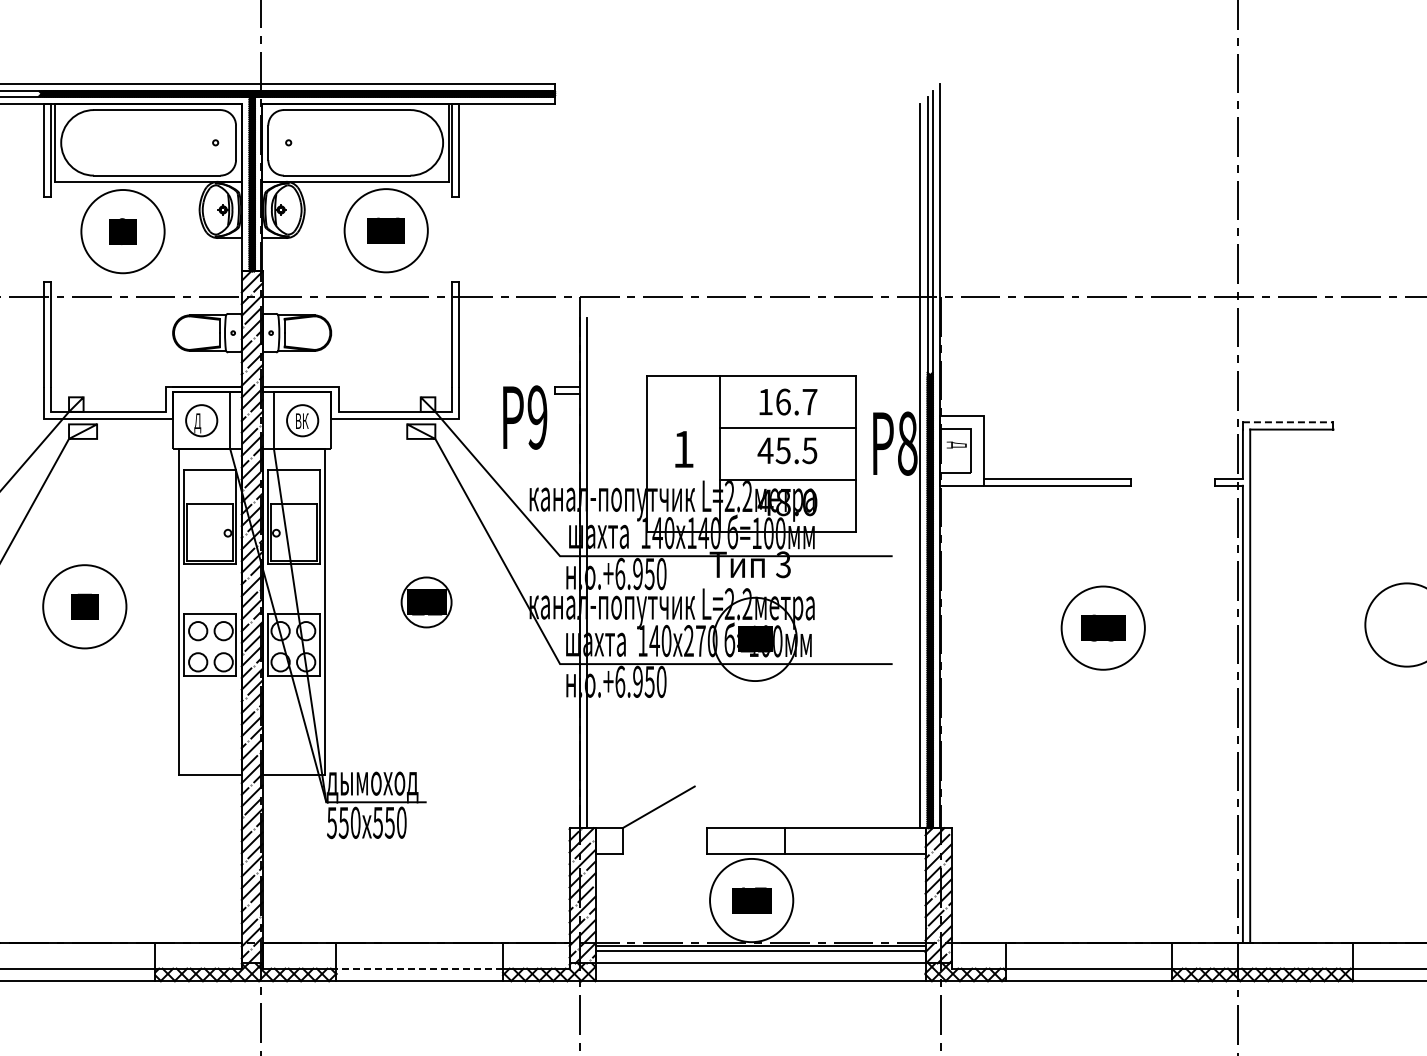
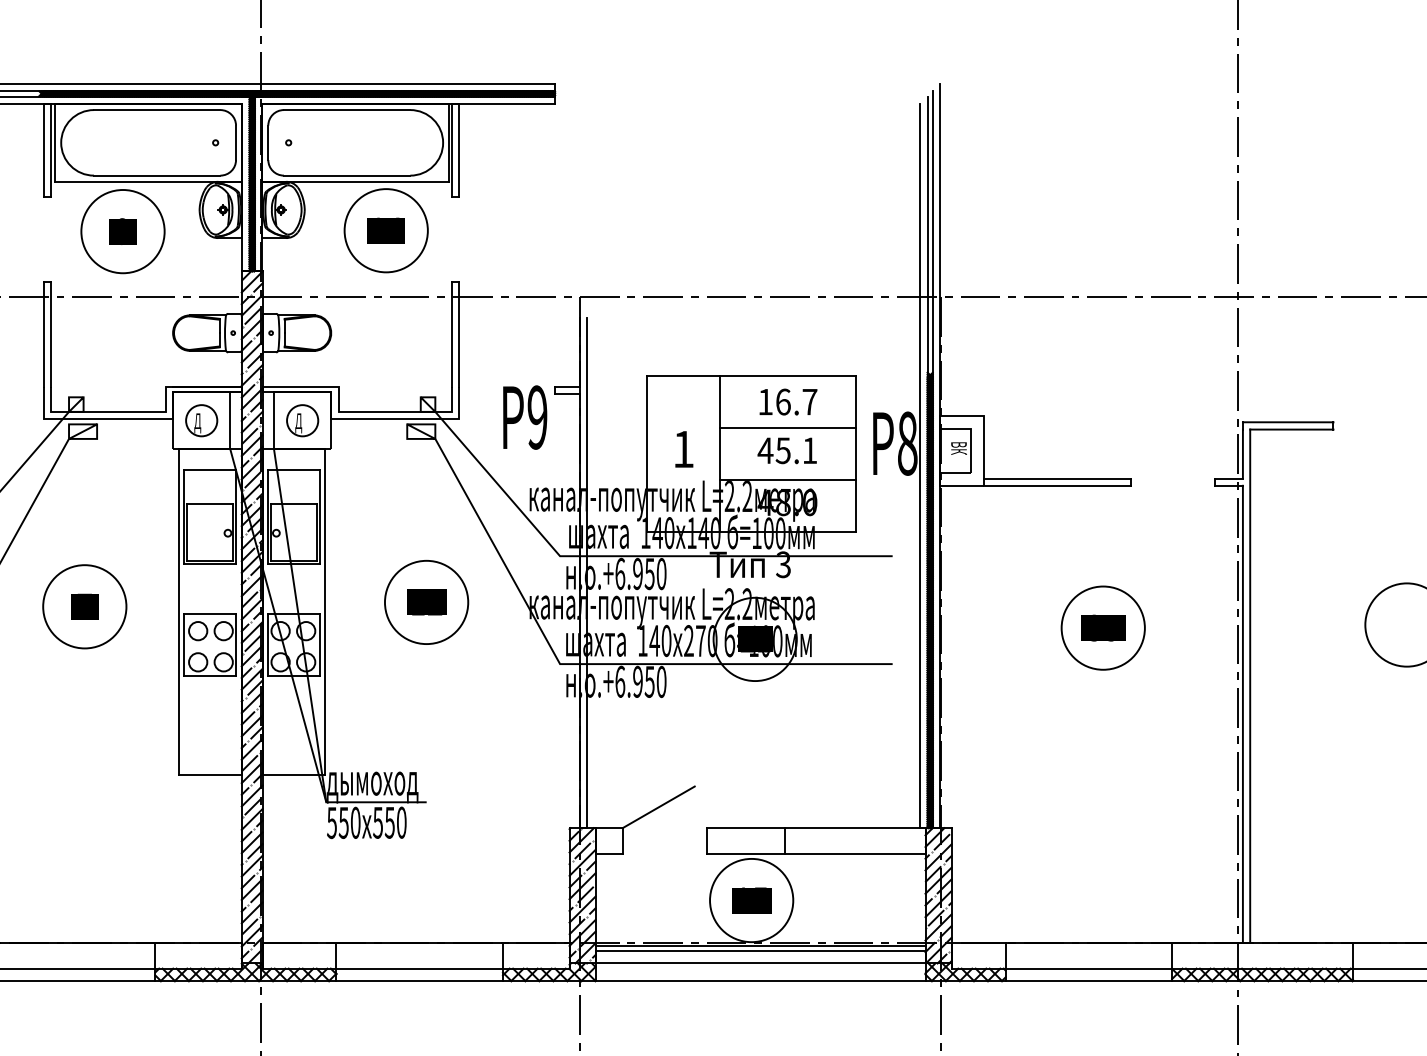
line: dashed -> solid (1288, 422)
text: ВК -> Д (301, 423)
text: Д -> ВК (956, 447)
text: 45.5 -> 45.1 (809, 450)
circle diameter: 50 px -> 83 px (426, 602)
line: dashed -> solid (419, 968)
